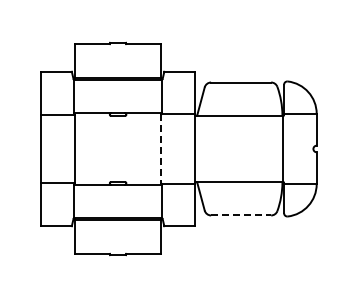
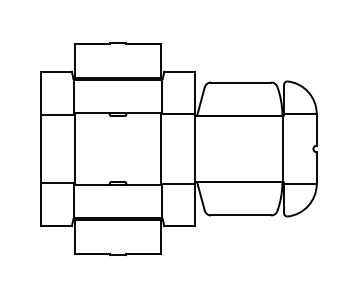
line: dashed -> solid (161, 148)
line: dashed -> solid (241, 215)
